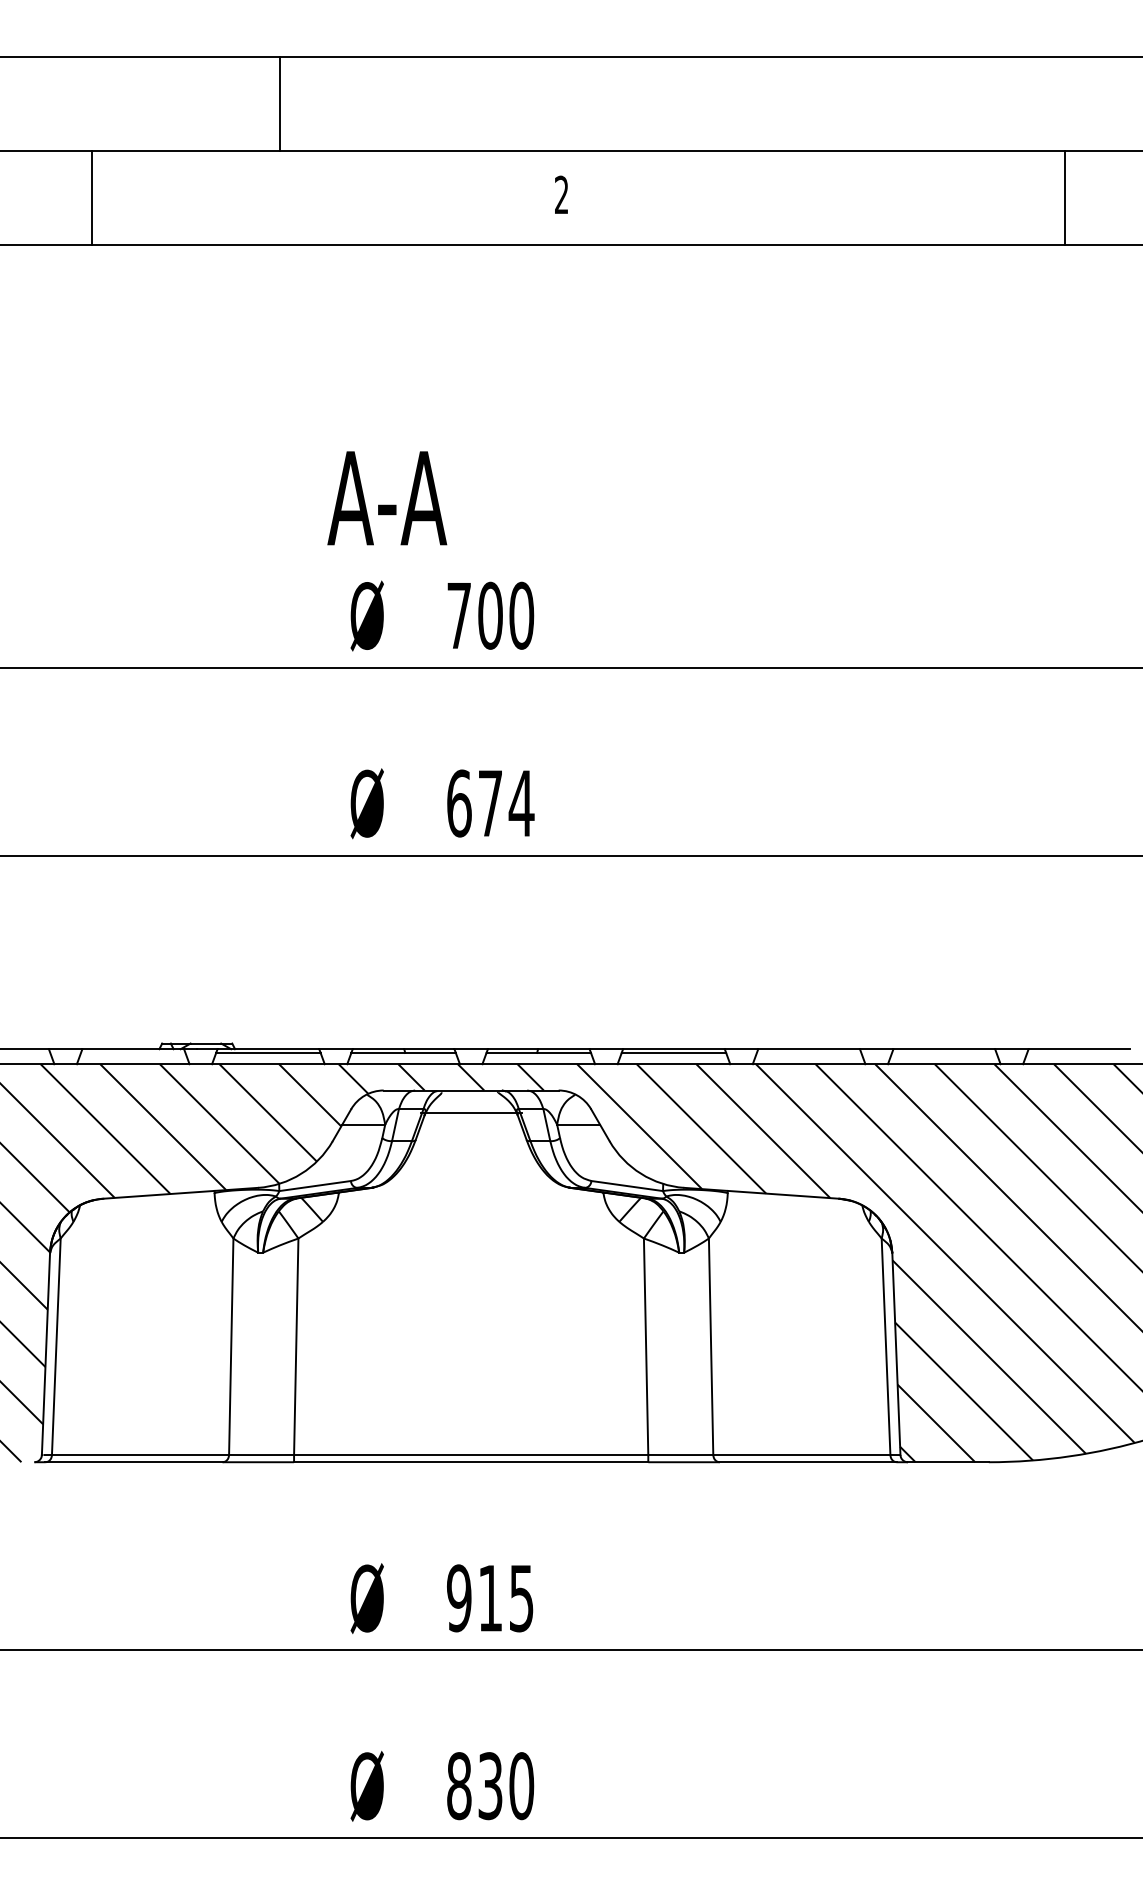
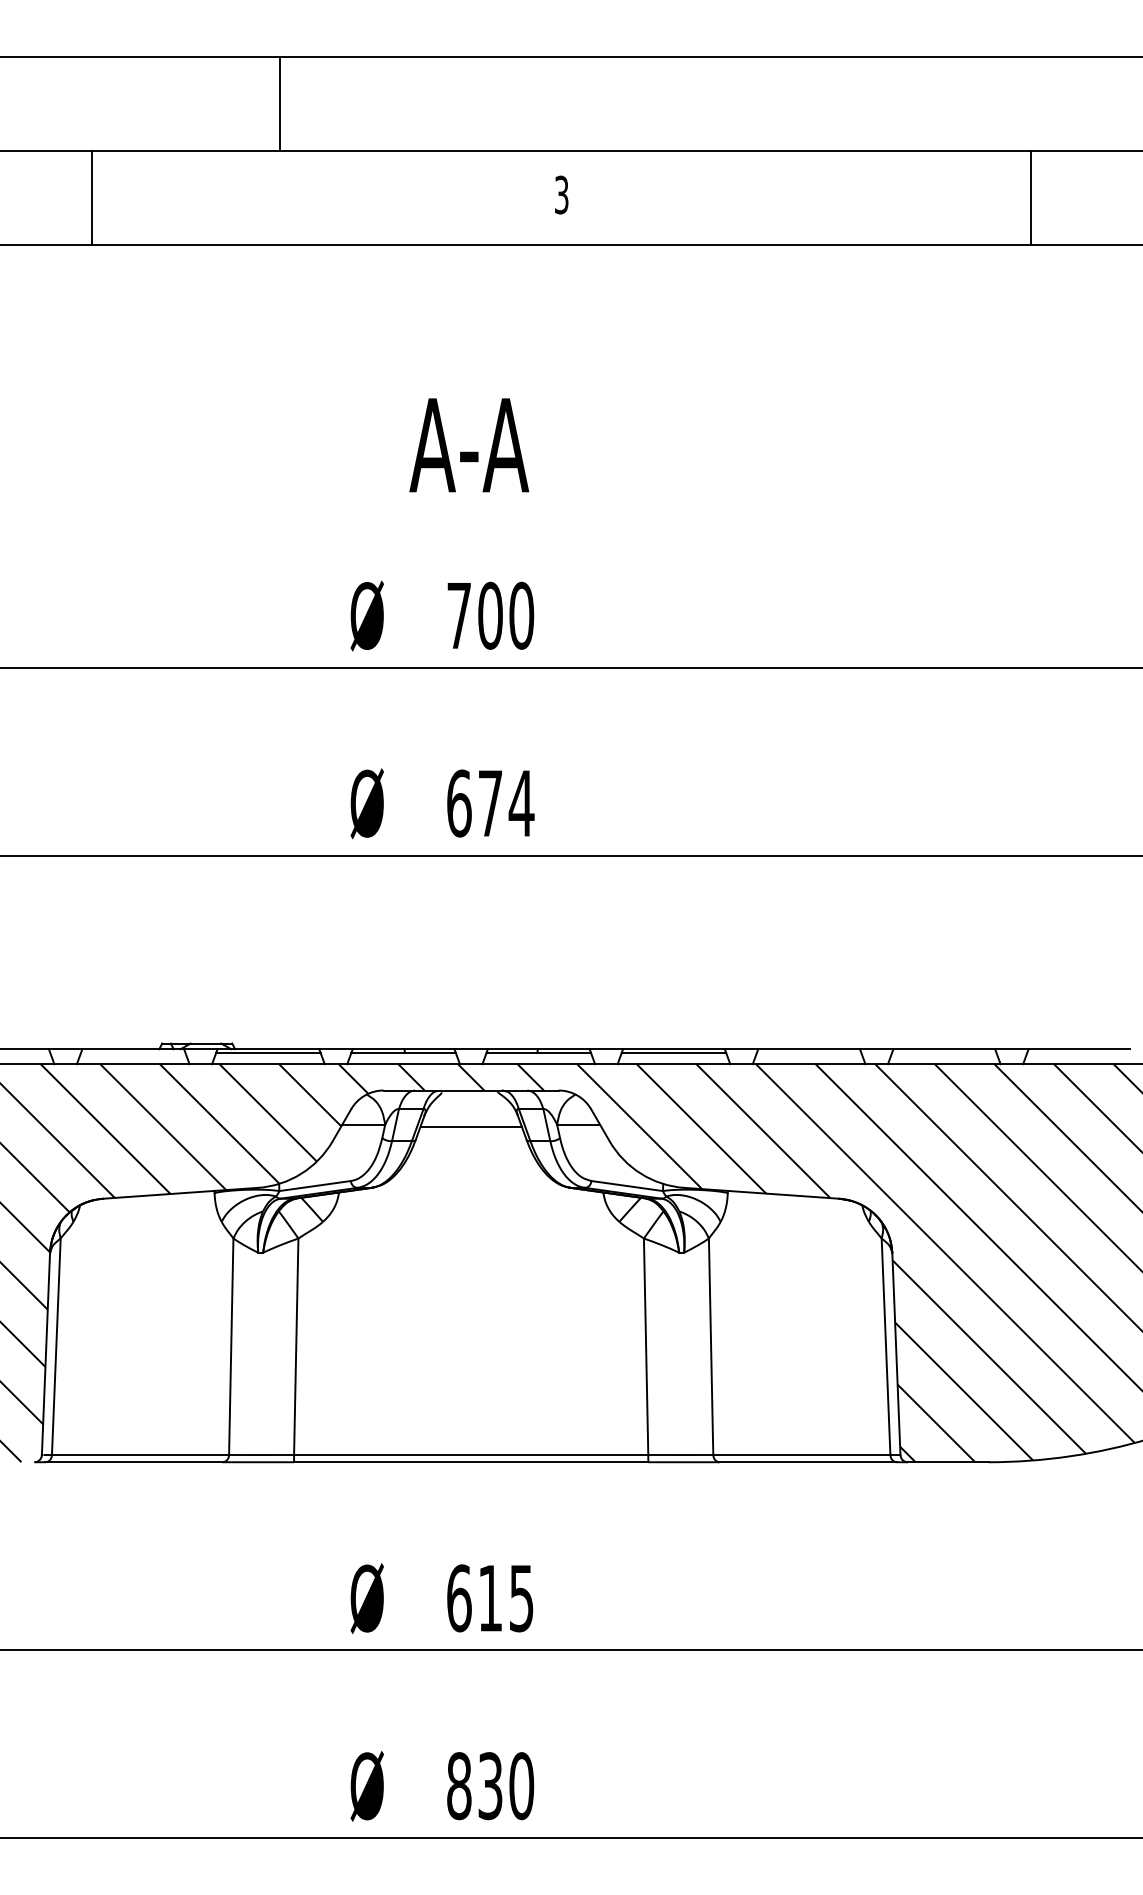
text: 2 -> 3 (561, 194)
line position: (1064, 197) -> (1030, 197) (1030, 197)
text position: (387, 498) -> (469, 445) (469, 445)
line position: (470, 1112) -> (470, 1126) (470, 1126)
text: 915 -> 615 (459, 1598)
